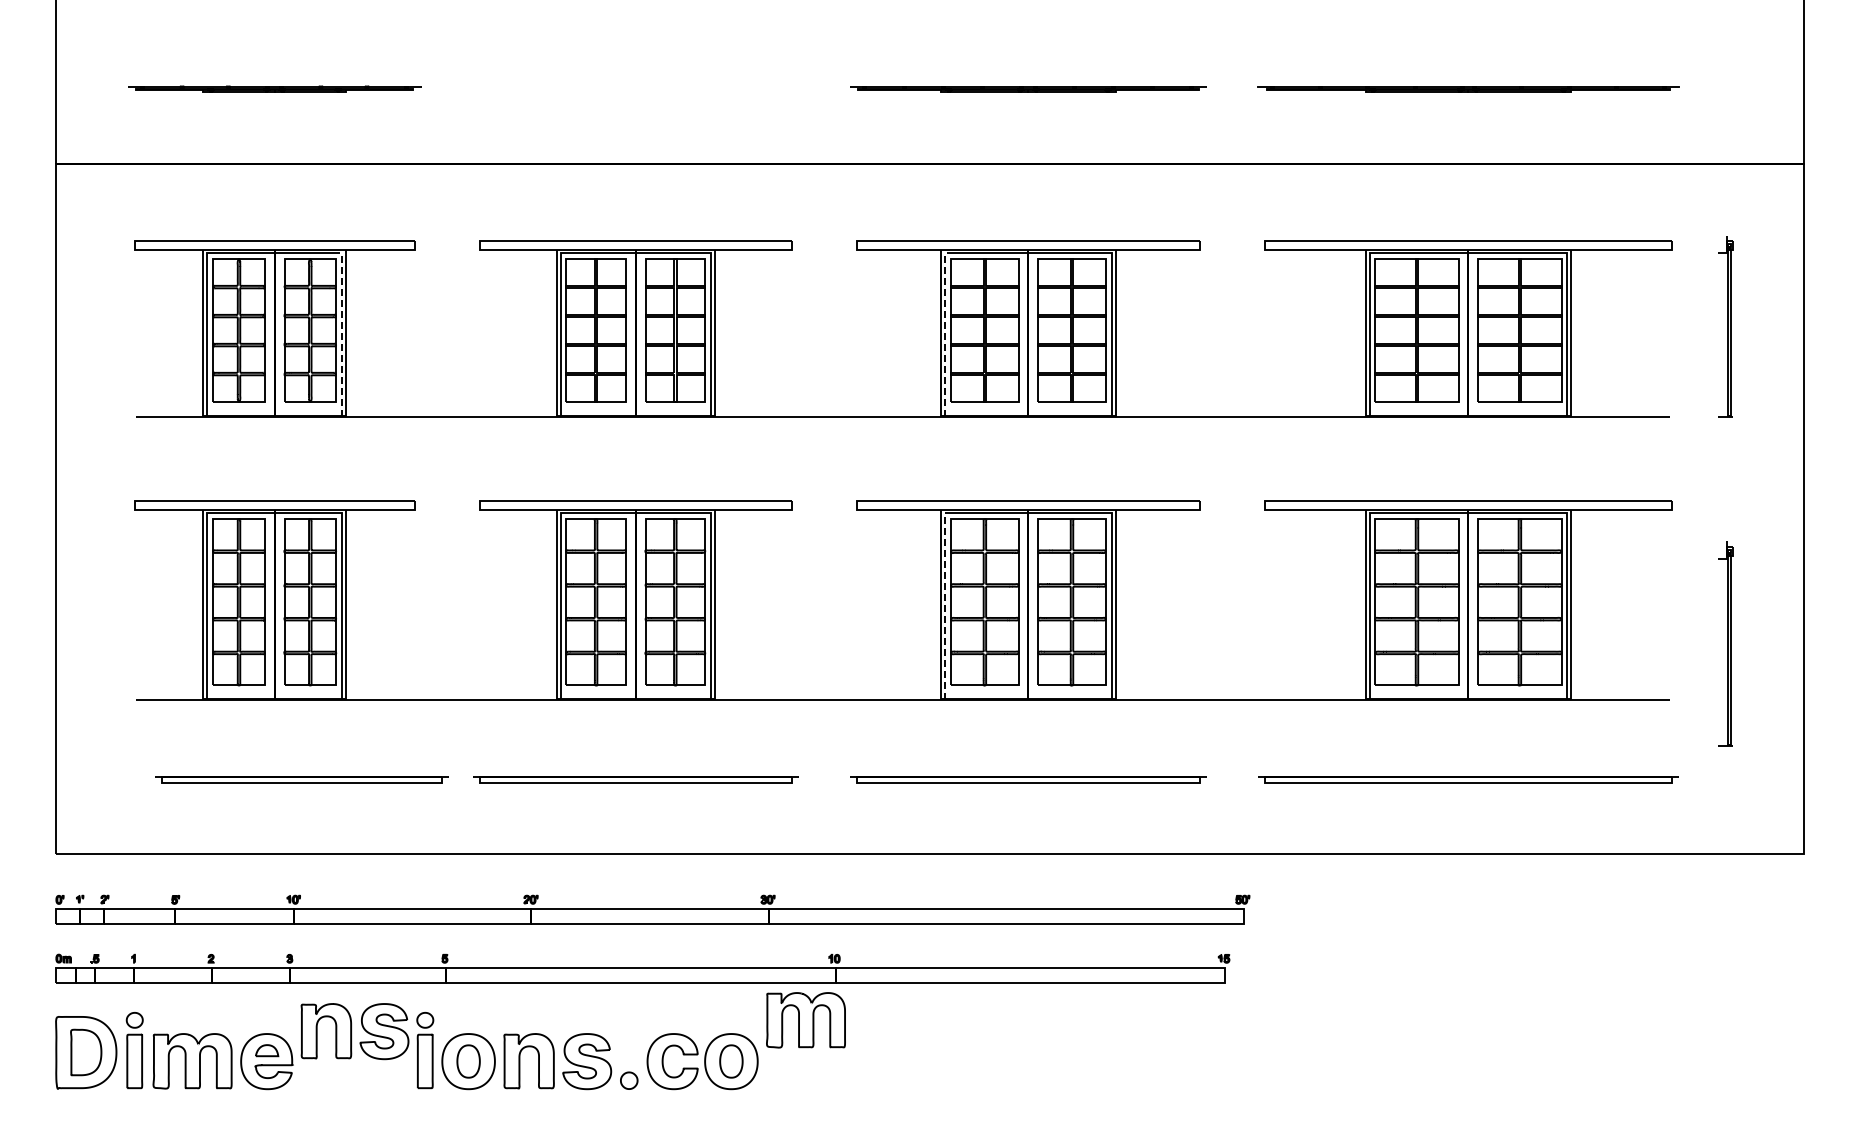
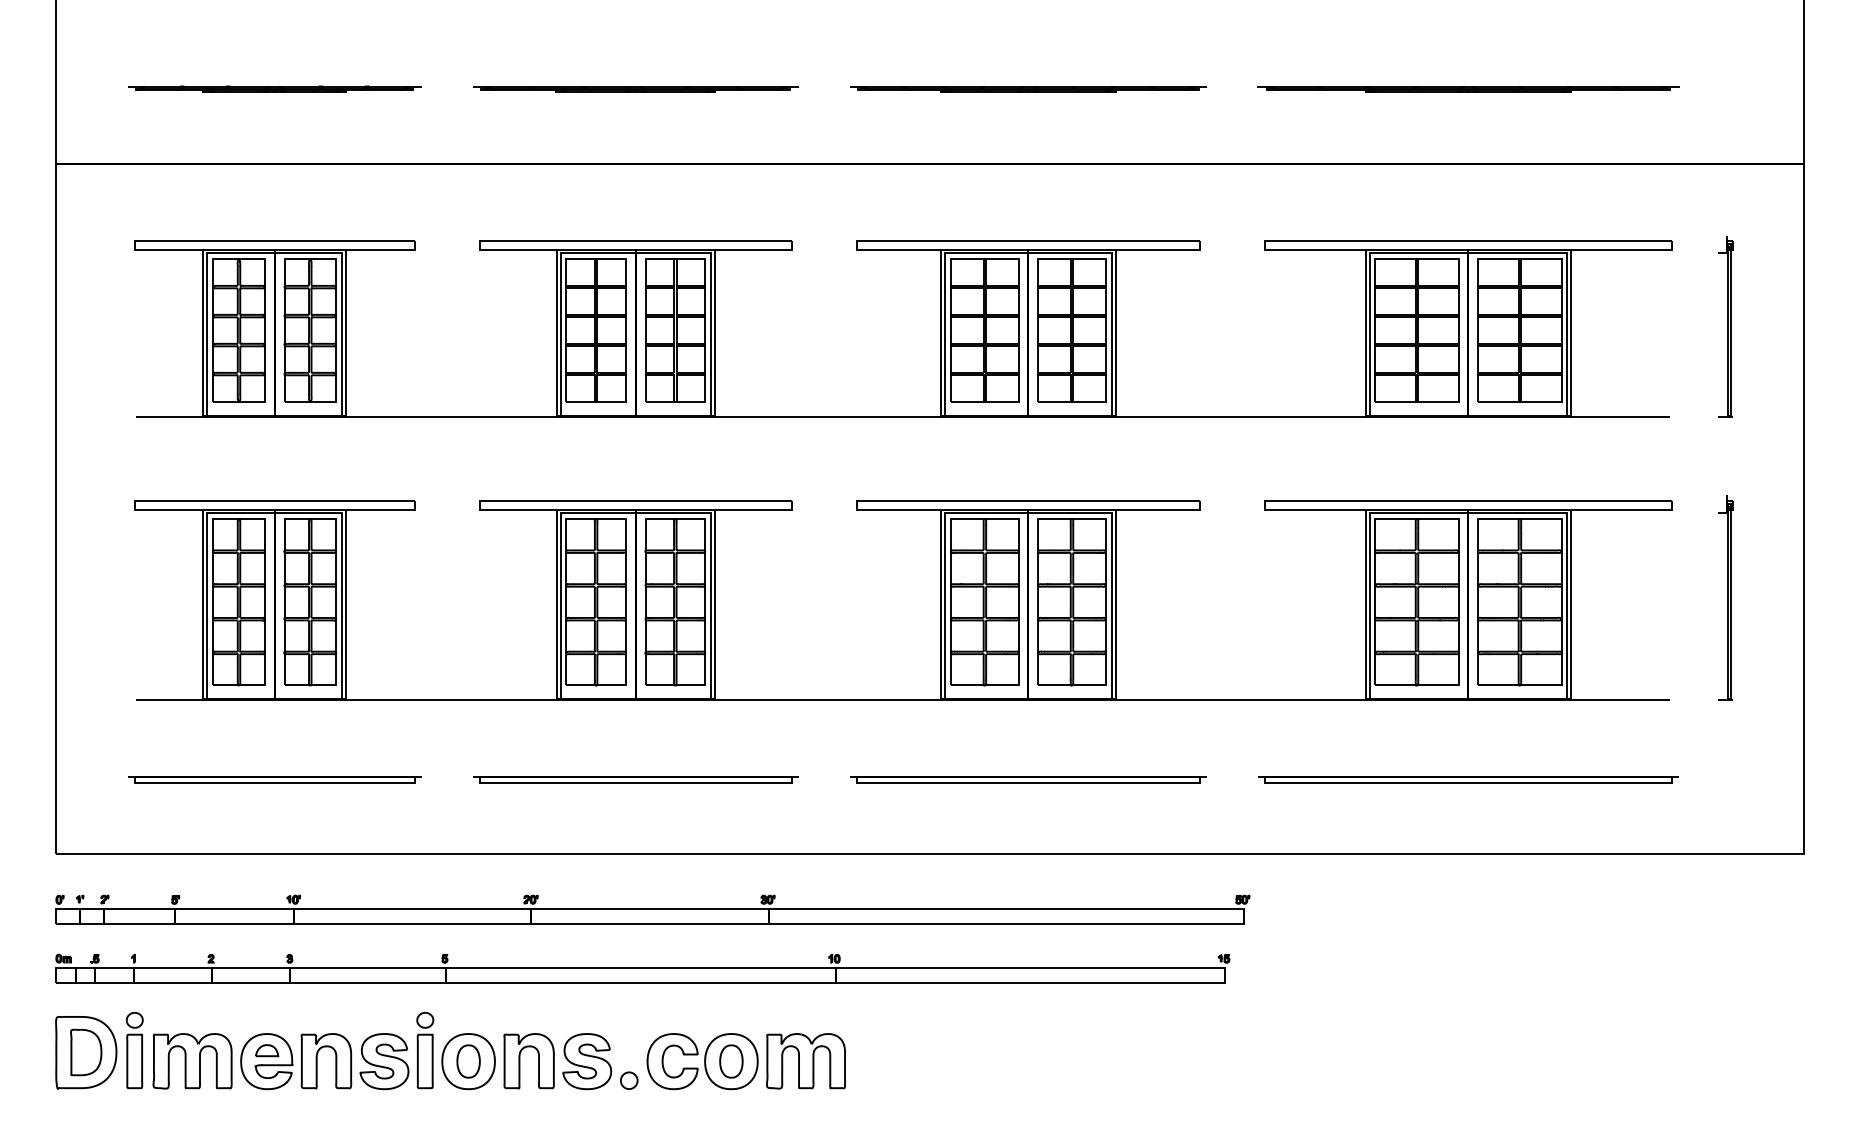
part: none -> present (635, 89)
line: dashed -> solid (341, 333)
line: dashed -> solid (945, 333)
line: dashed -> solid (945, 604)
part position: (1725, 643) -> (1725, 597) (1725, 597)
part position: (301, 779) -> (274, 779) (274, 779)
part position: (805, 1020) -> (805, 1061) (805, 1061)
part position: (354, 1031) -> (354, 1061) (354, 1061)
